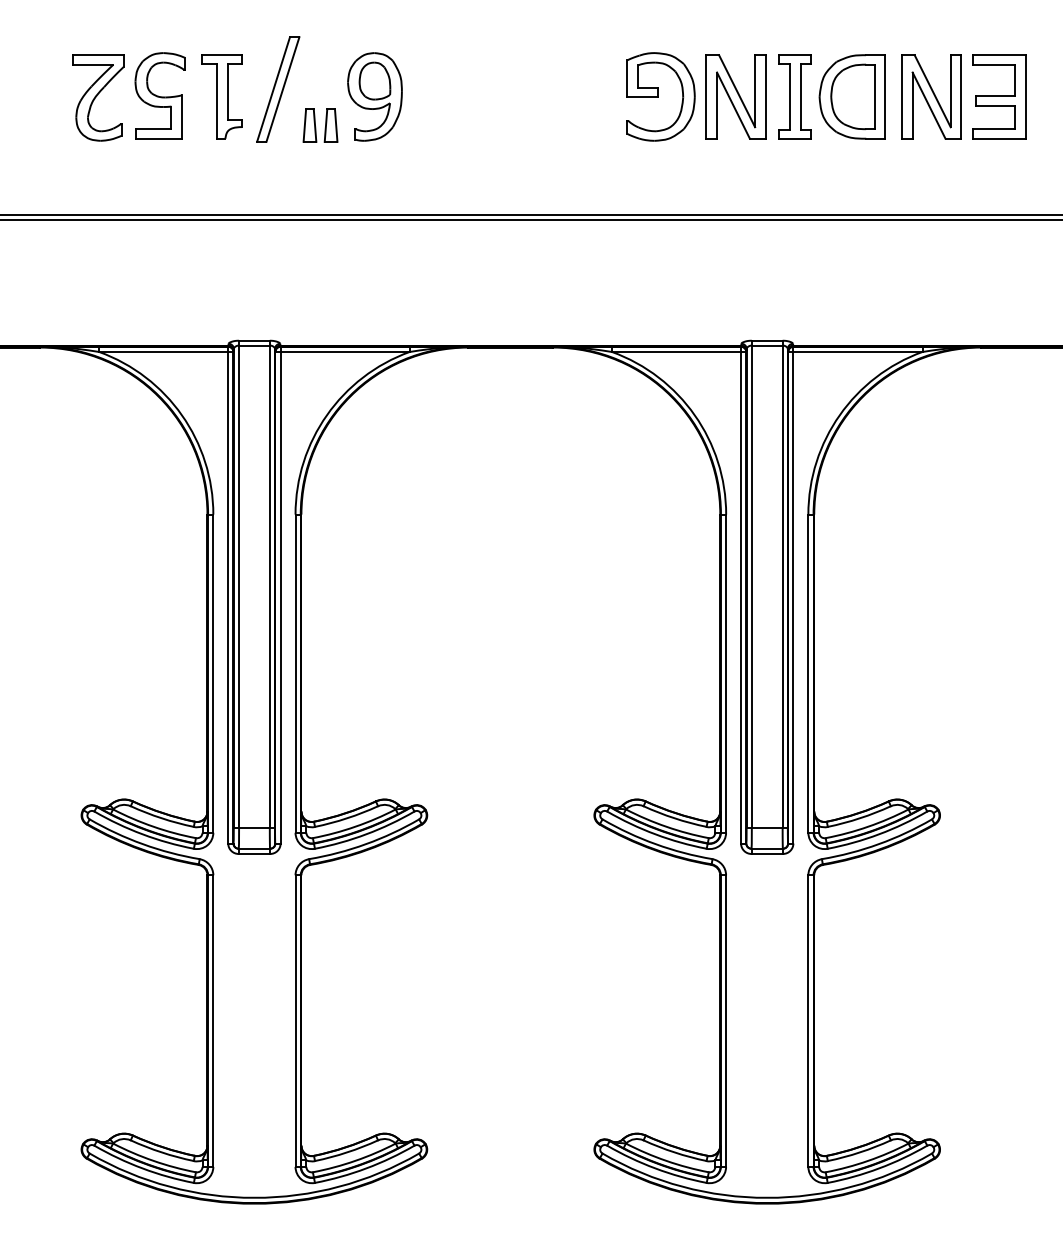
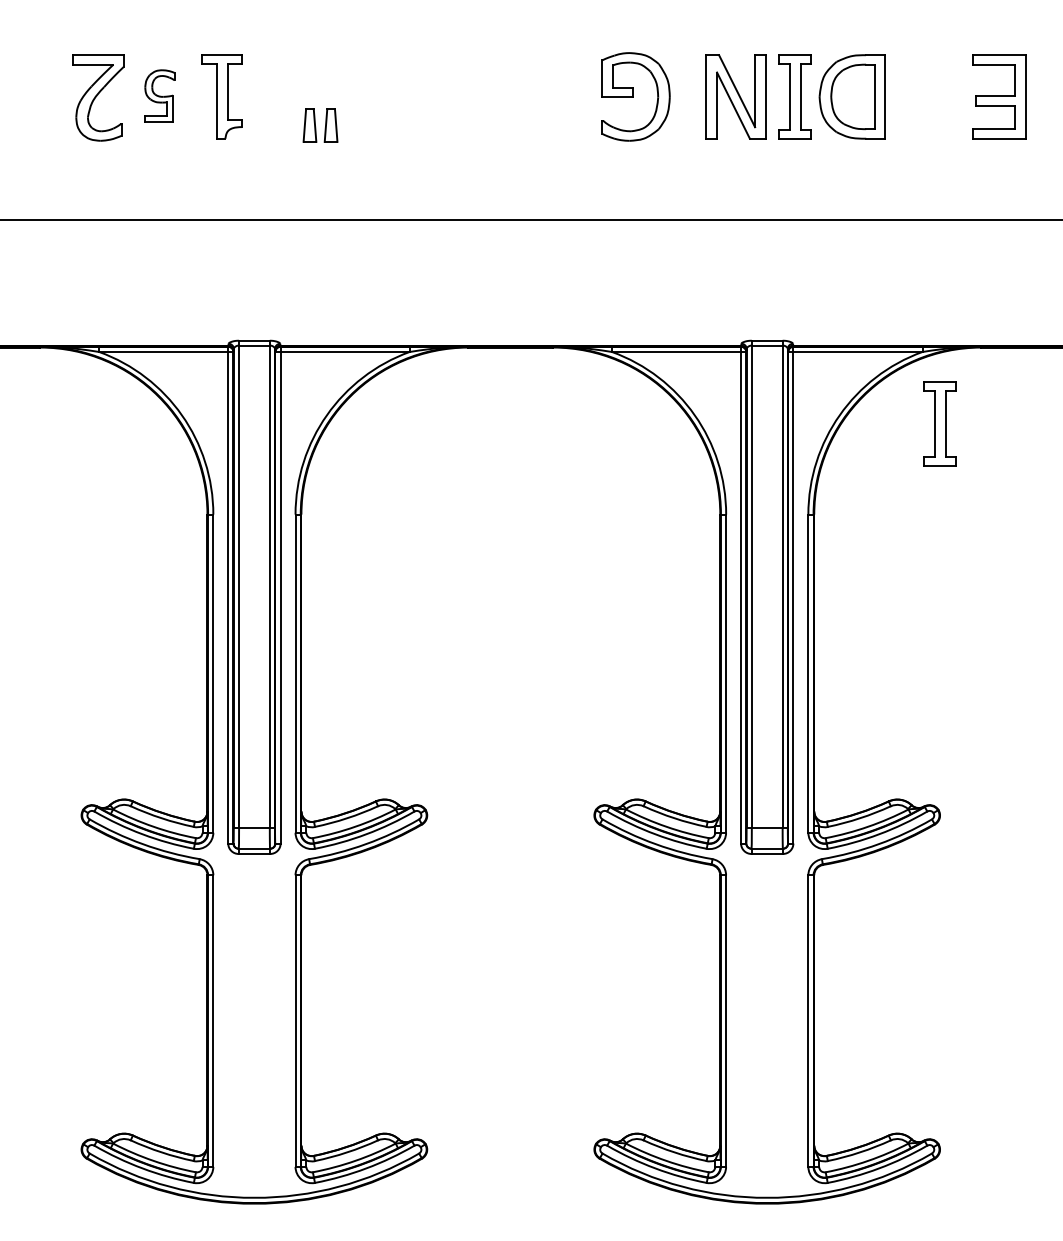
part: present -> none (278, 89)
part size: 52x88 px -> 32x54 px (159, 95)
part: present -> none (374, 96)
part position: (660, 96) -> (635, 96) (635, 96)
part: present -> none (931, 96)
line: present -> none (530, 215)
part: none -> present (939, 423)
